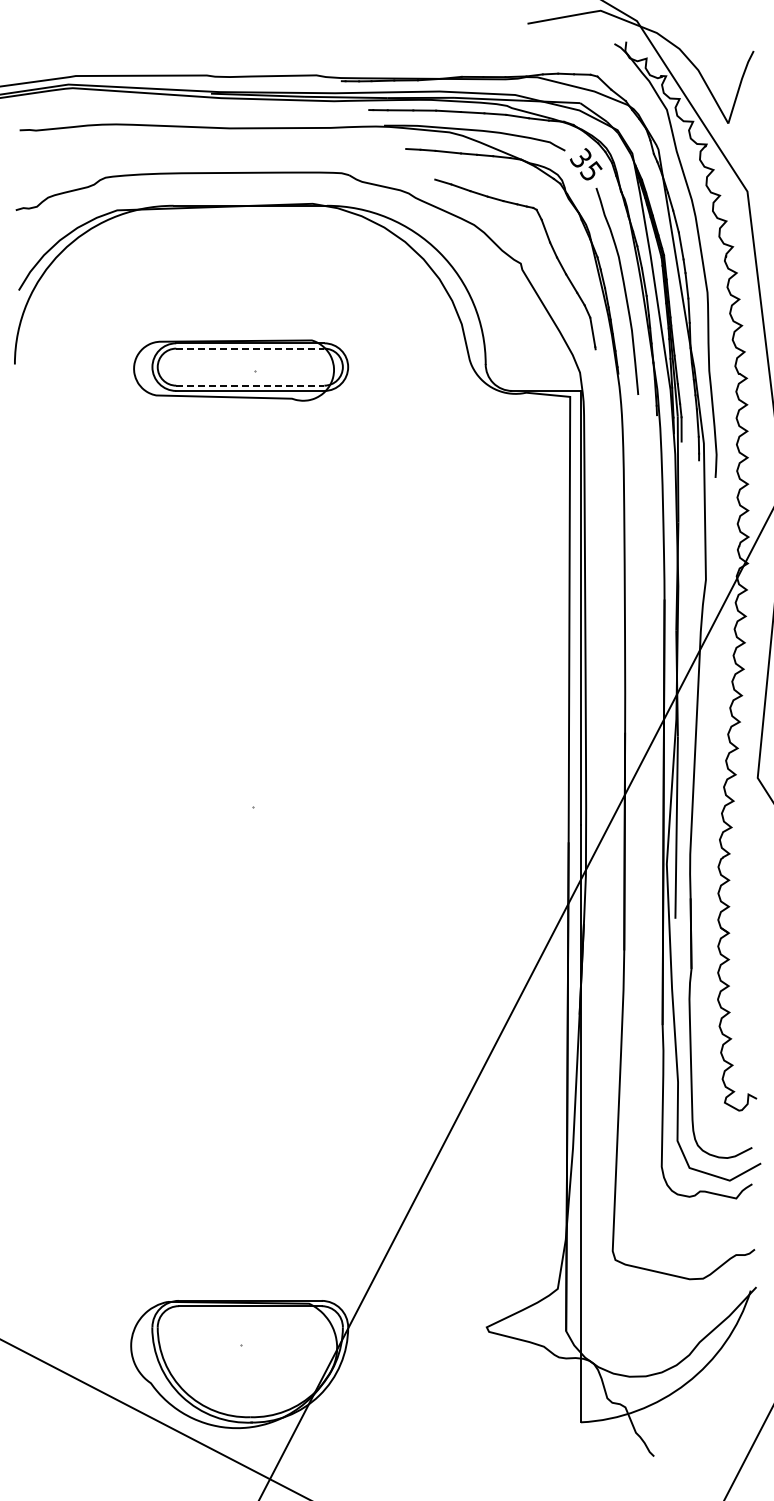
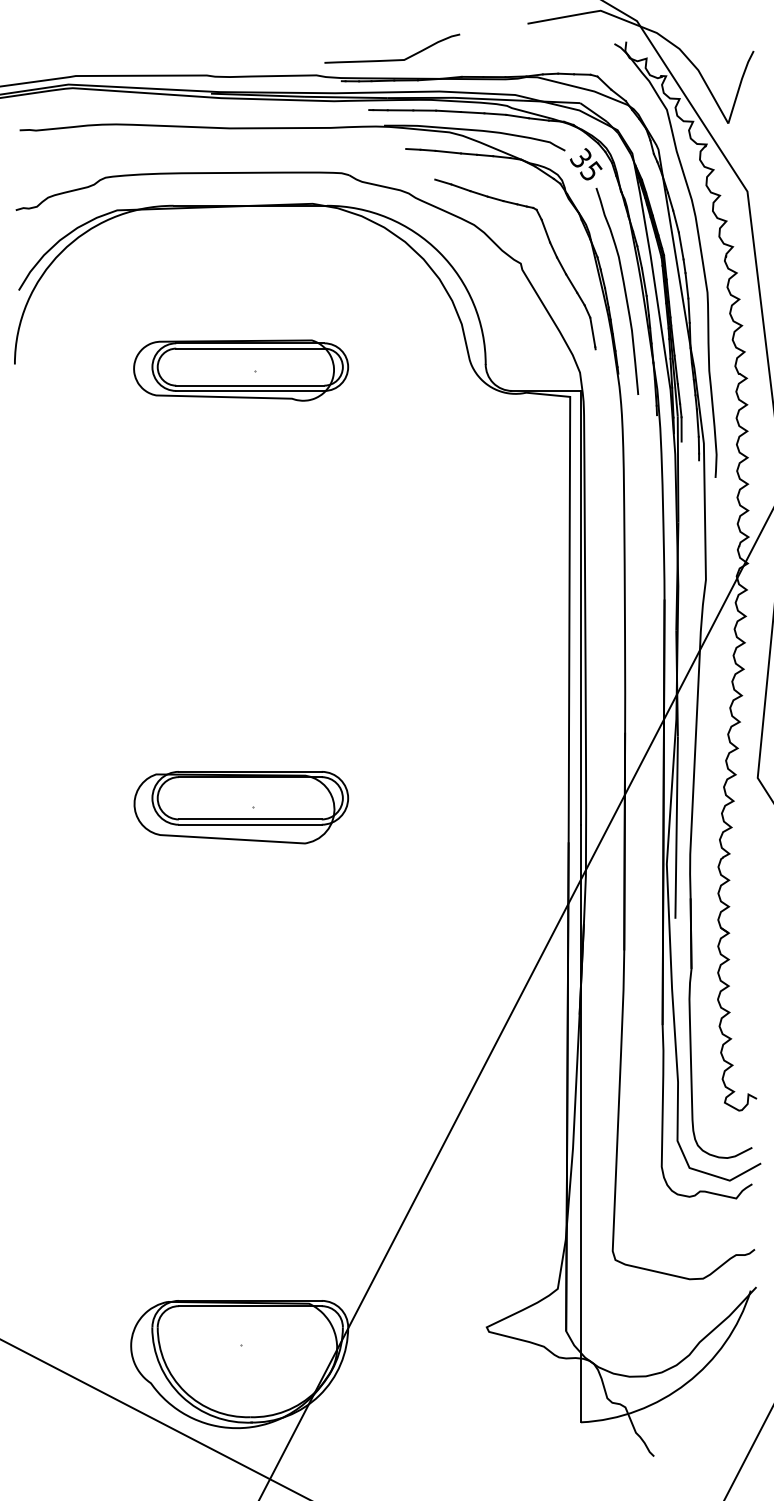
curve: none -> present (392, 59)
line: dashed -> solid (250, 348)
line: dashed -> solid (250, 385)
part: none -> present (241, 807)
